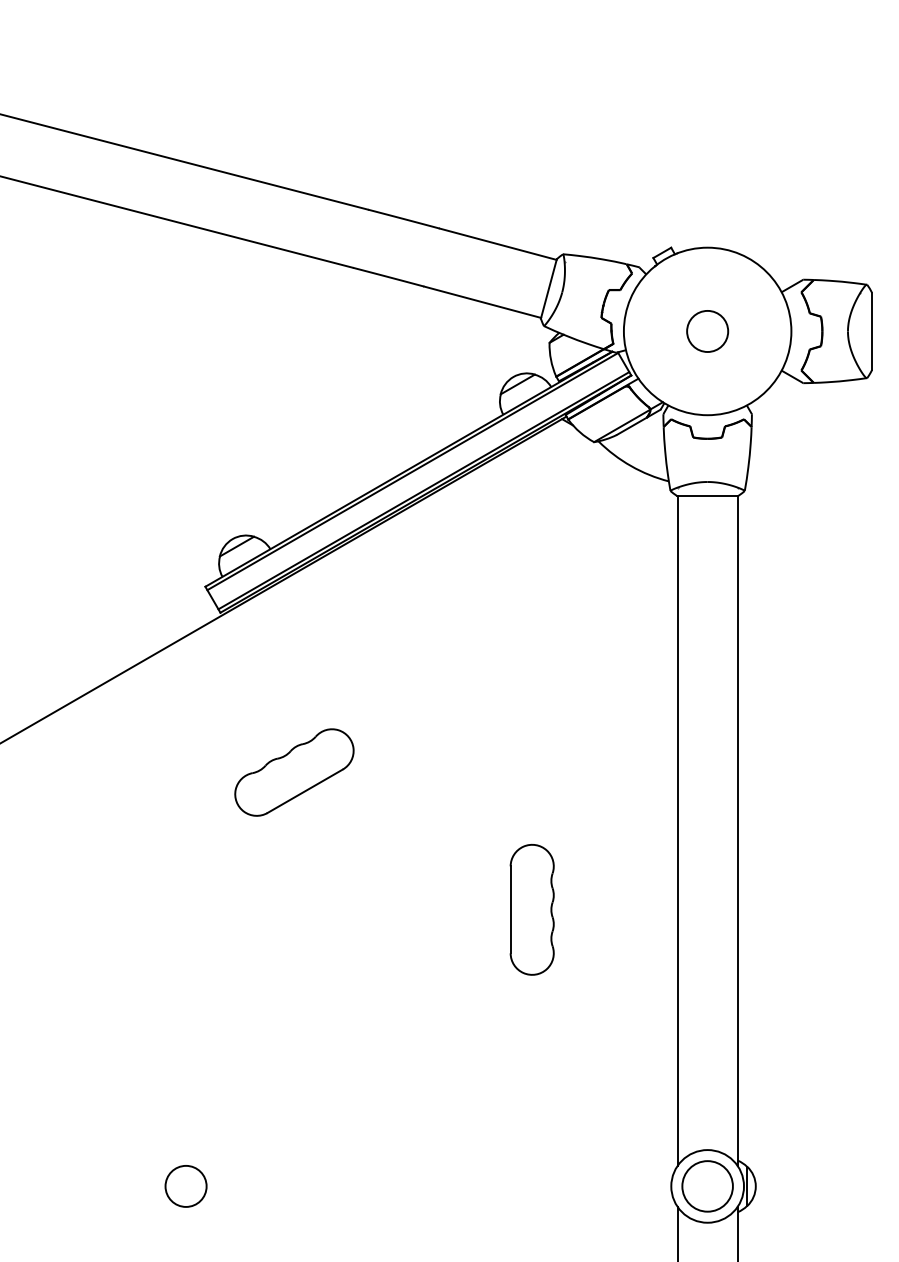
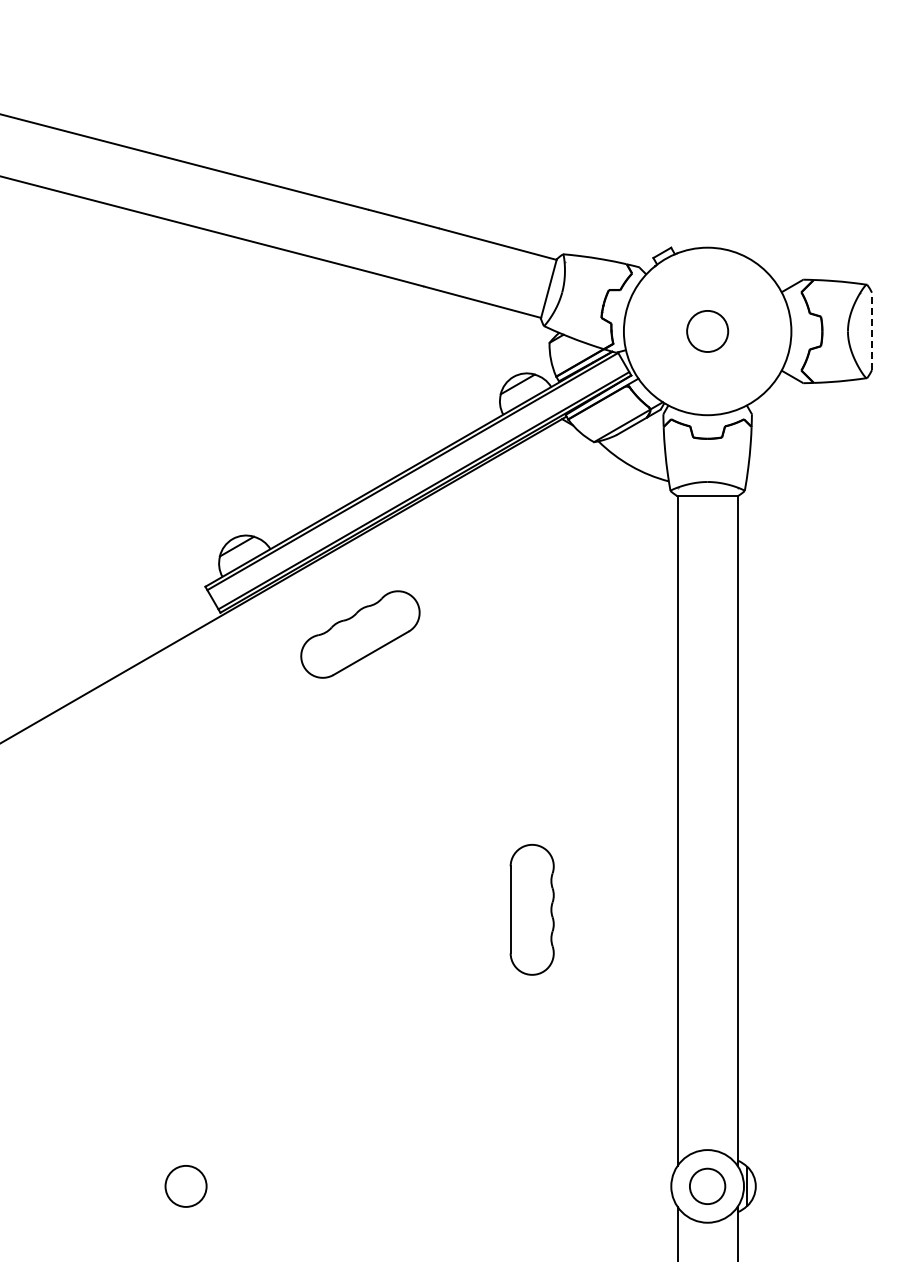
line: solid -> dashed (872, 331)
part position: (294, 772) -> (360, 634) (360, 634)
circle size: 53x53 px -> 38x38 px (707, 1185)
